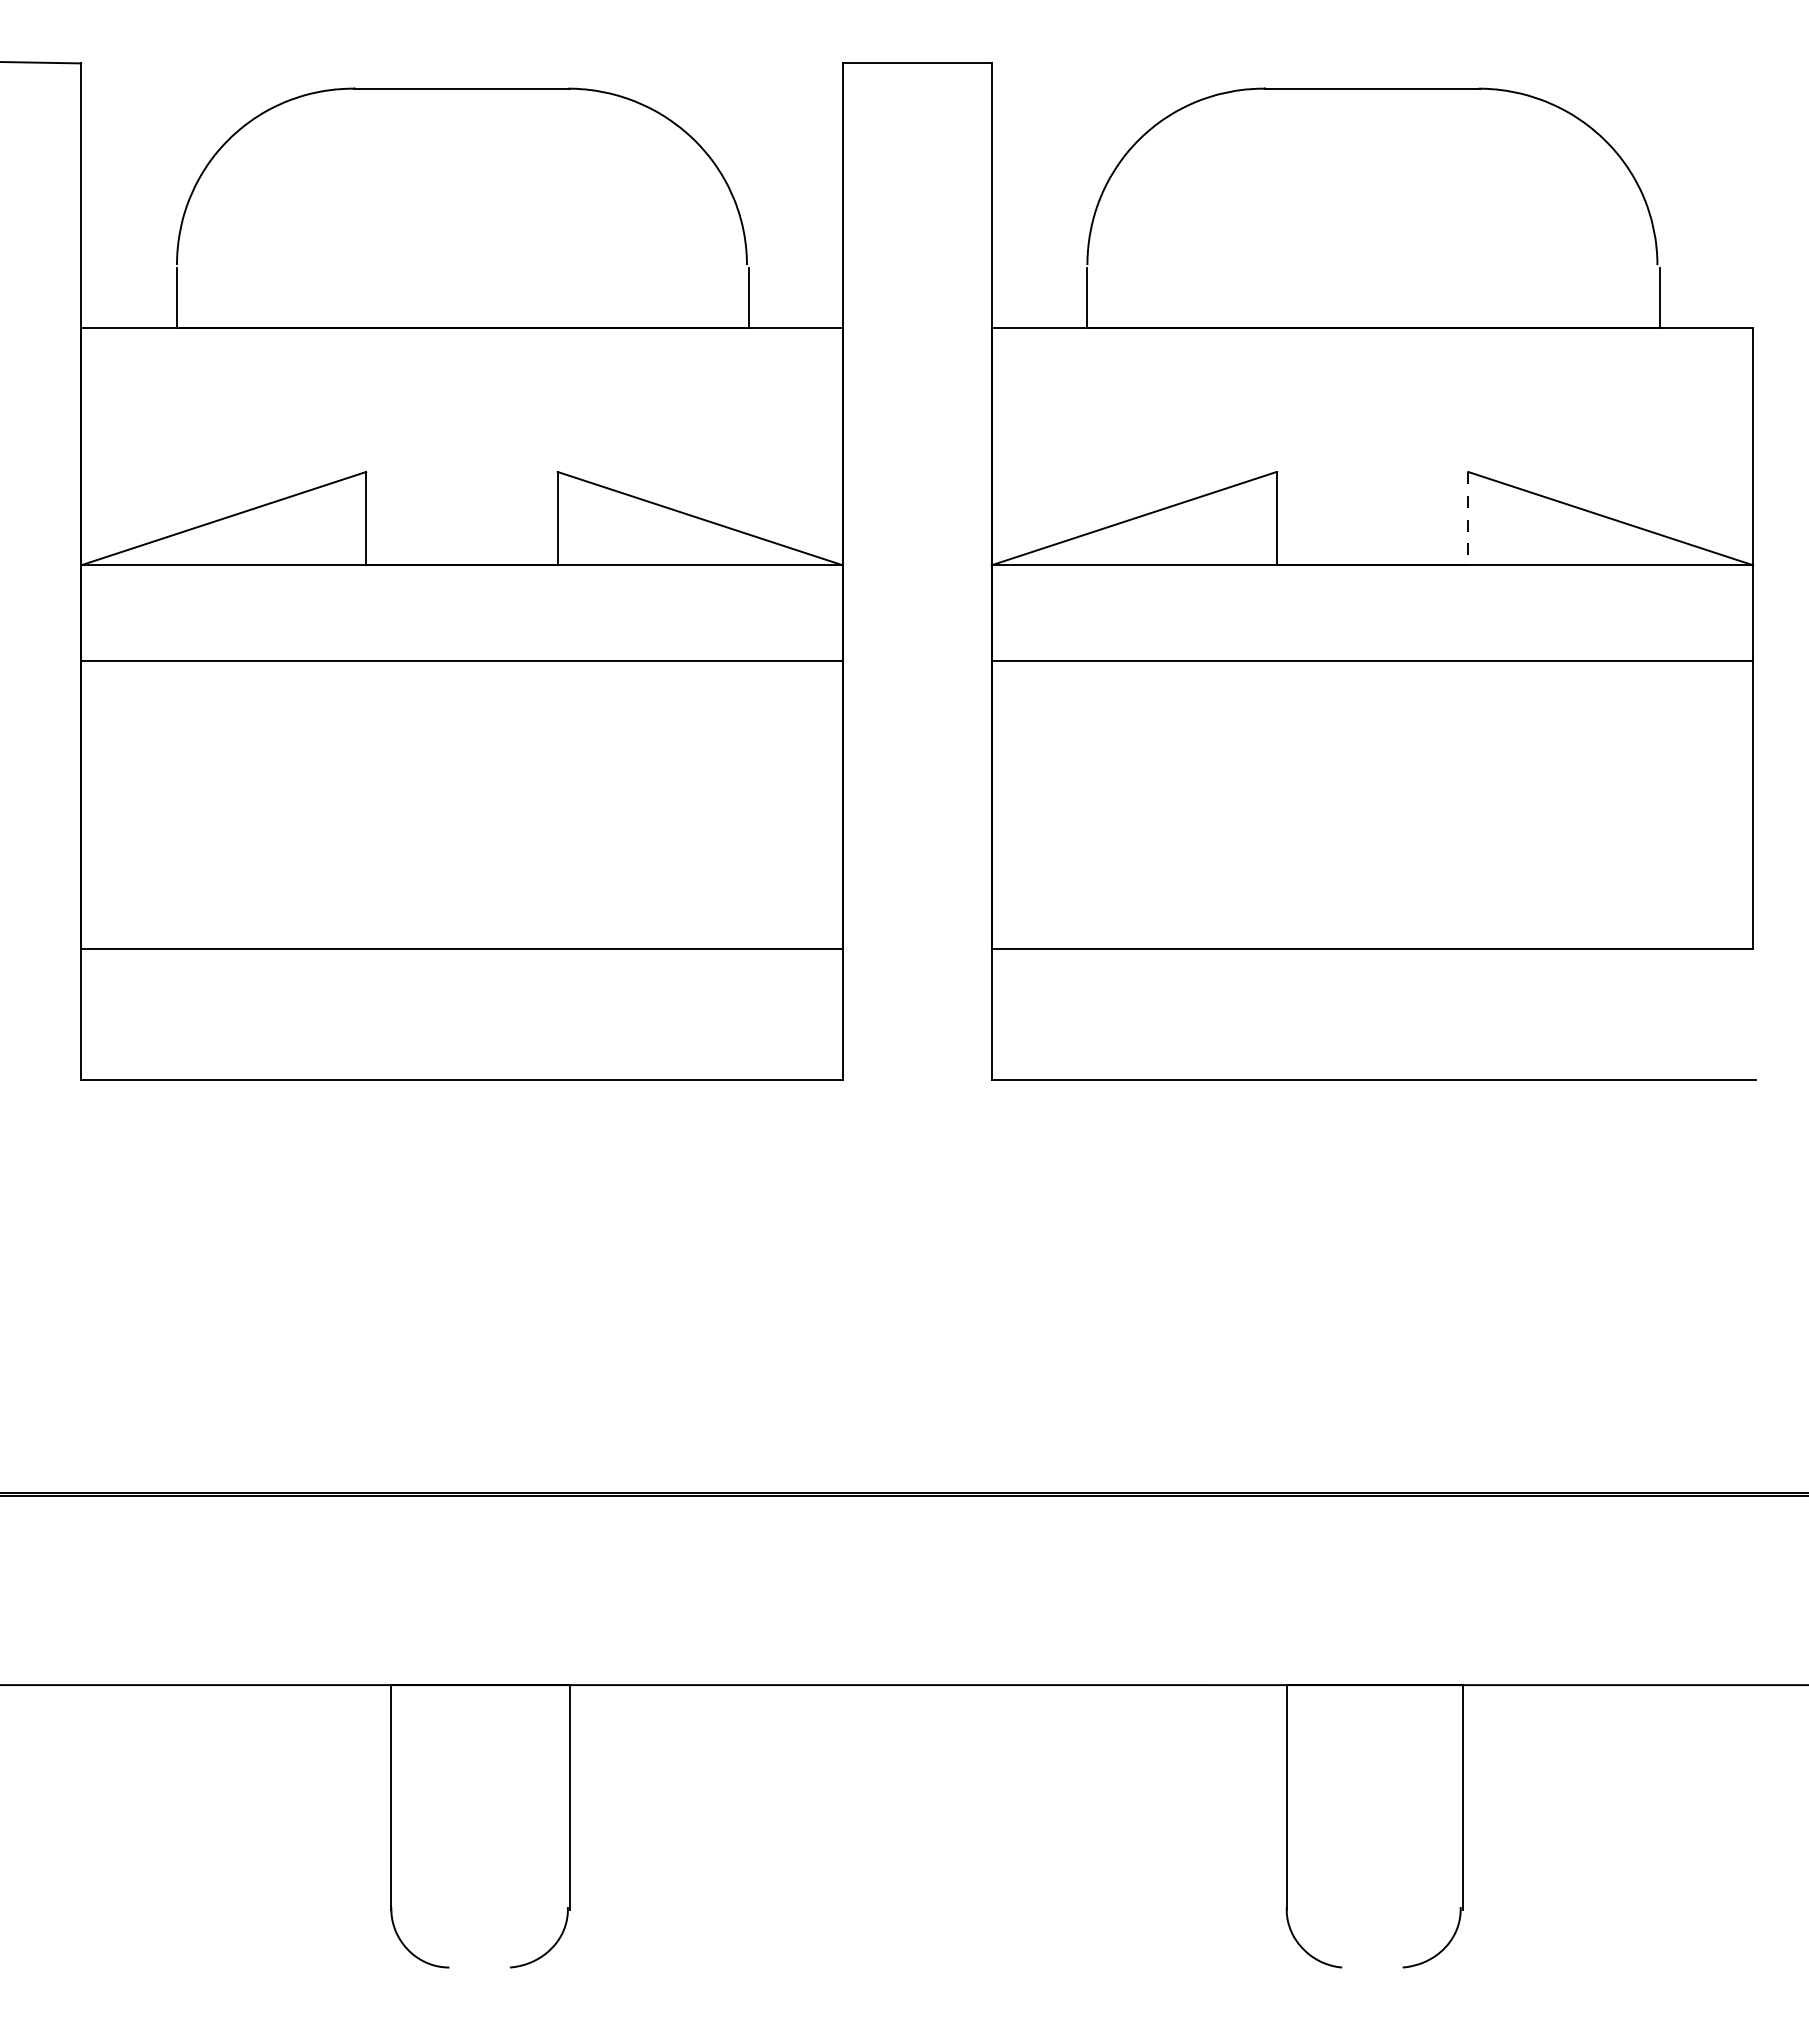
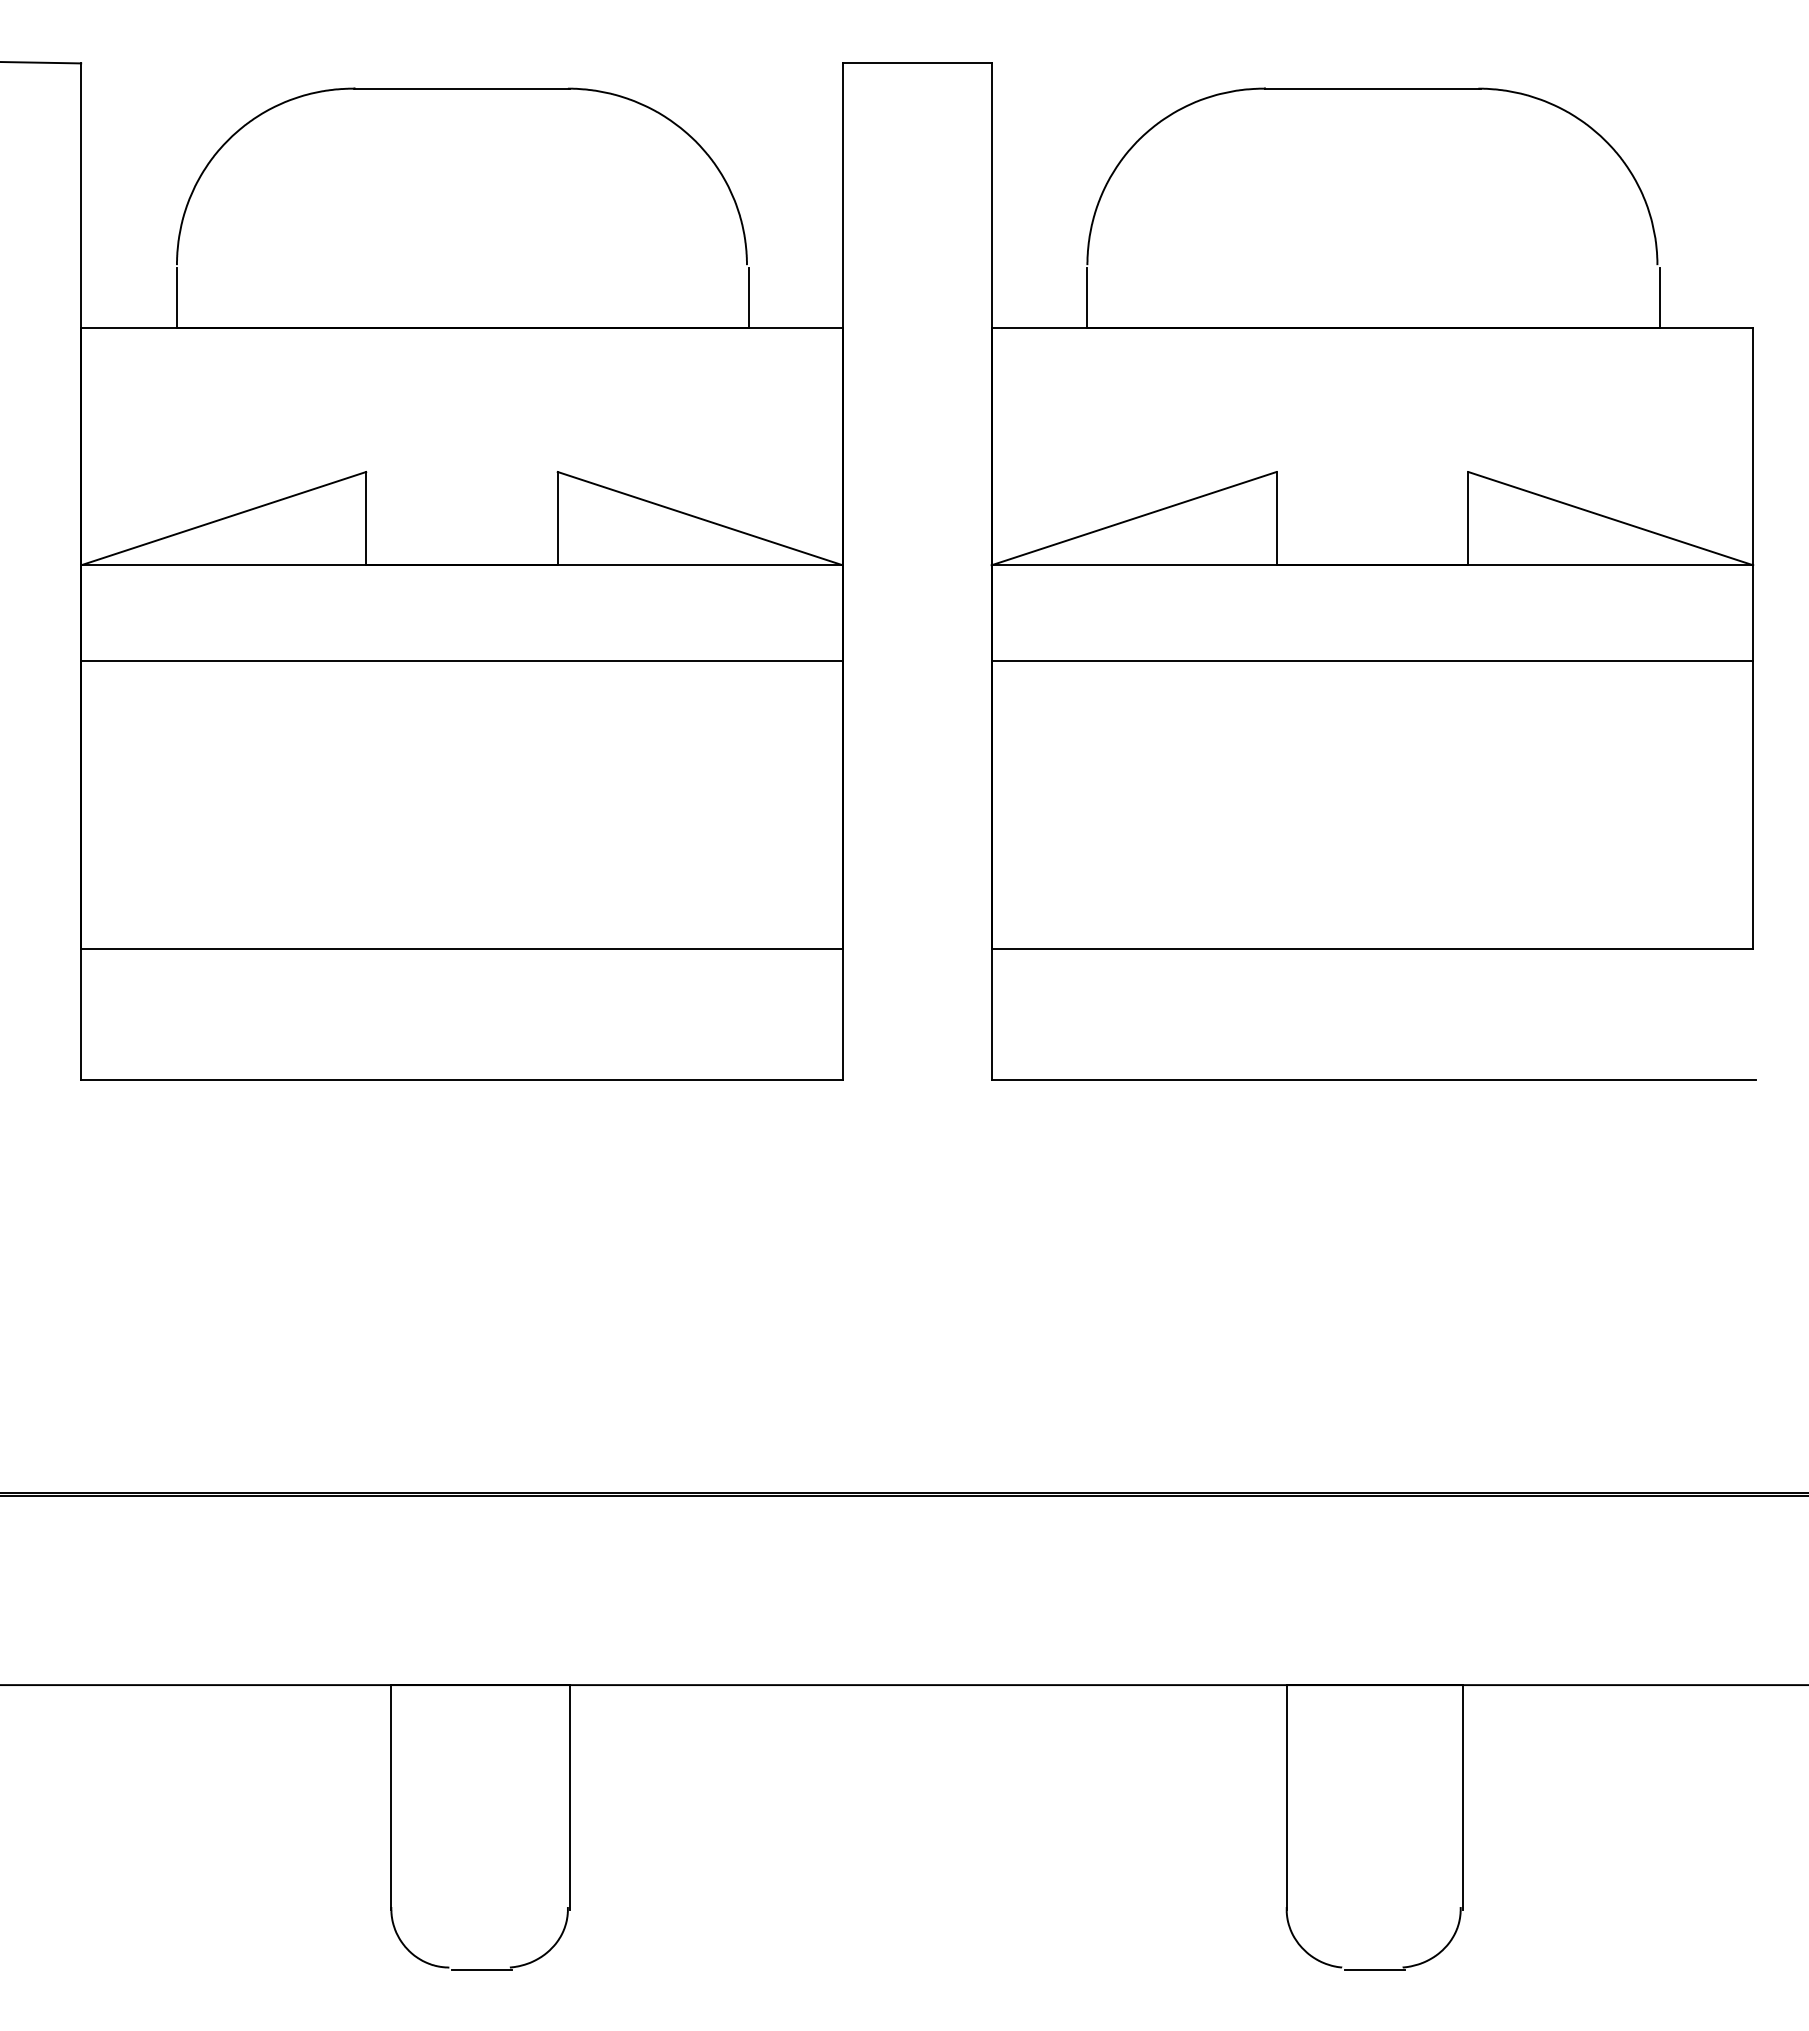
line: dashed -> solid (1468, 518)
line: none -> present (481, 1970)
line: none -> present (1374, 1970)
